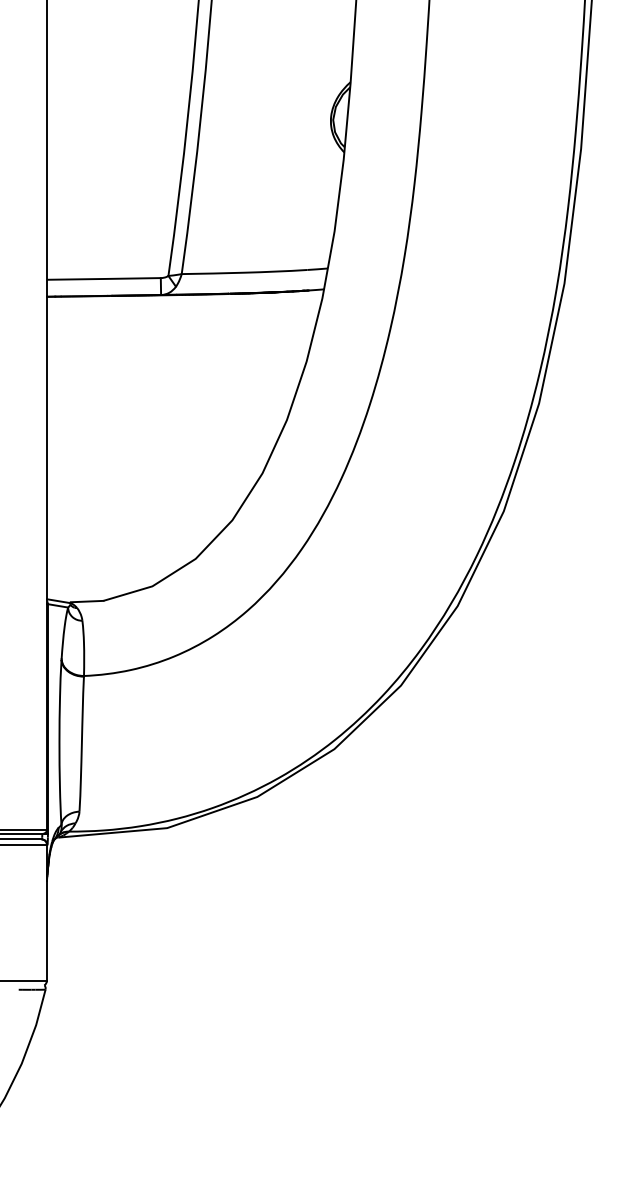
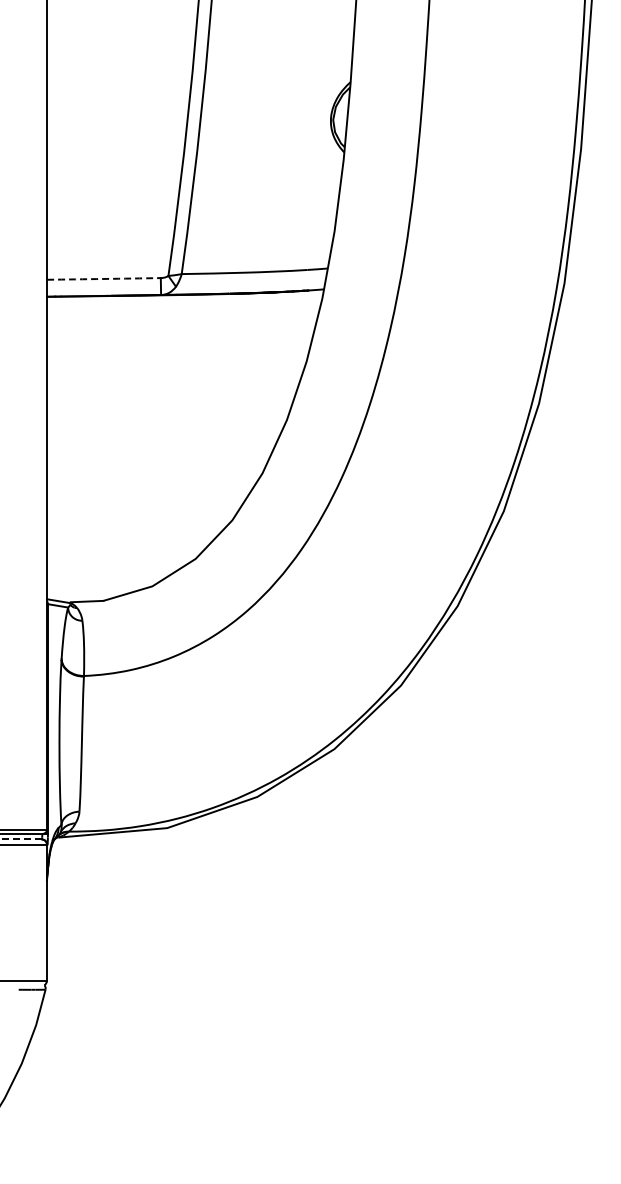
arc: solid -> dashed (103, 278)
line: solid -> dashed (20, 839)
